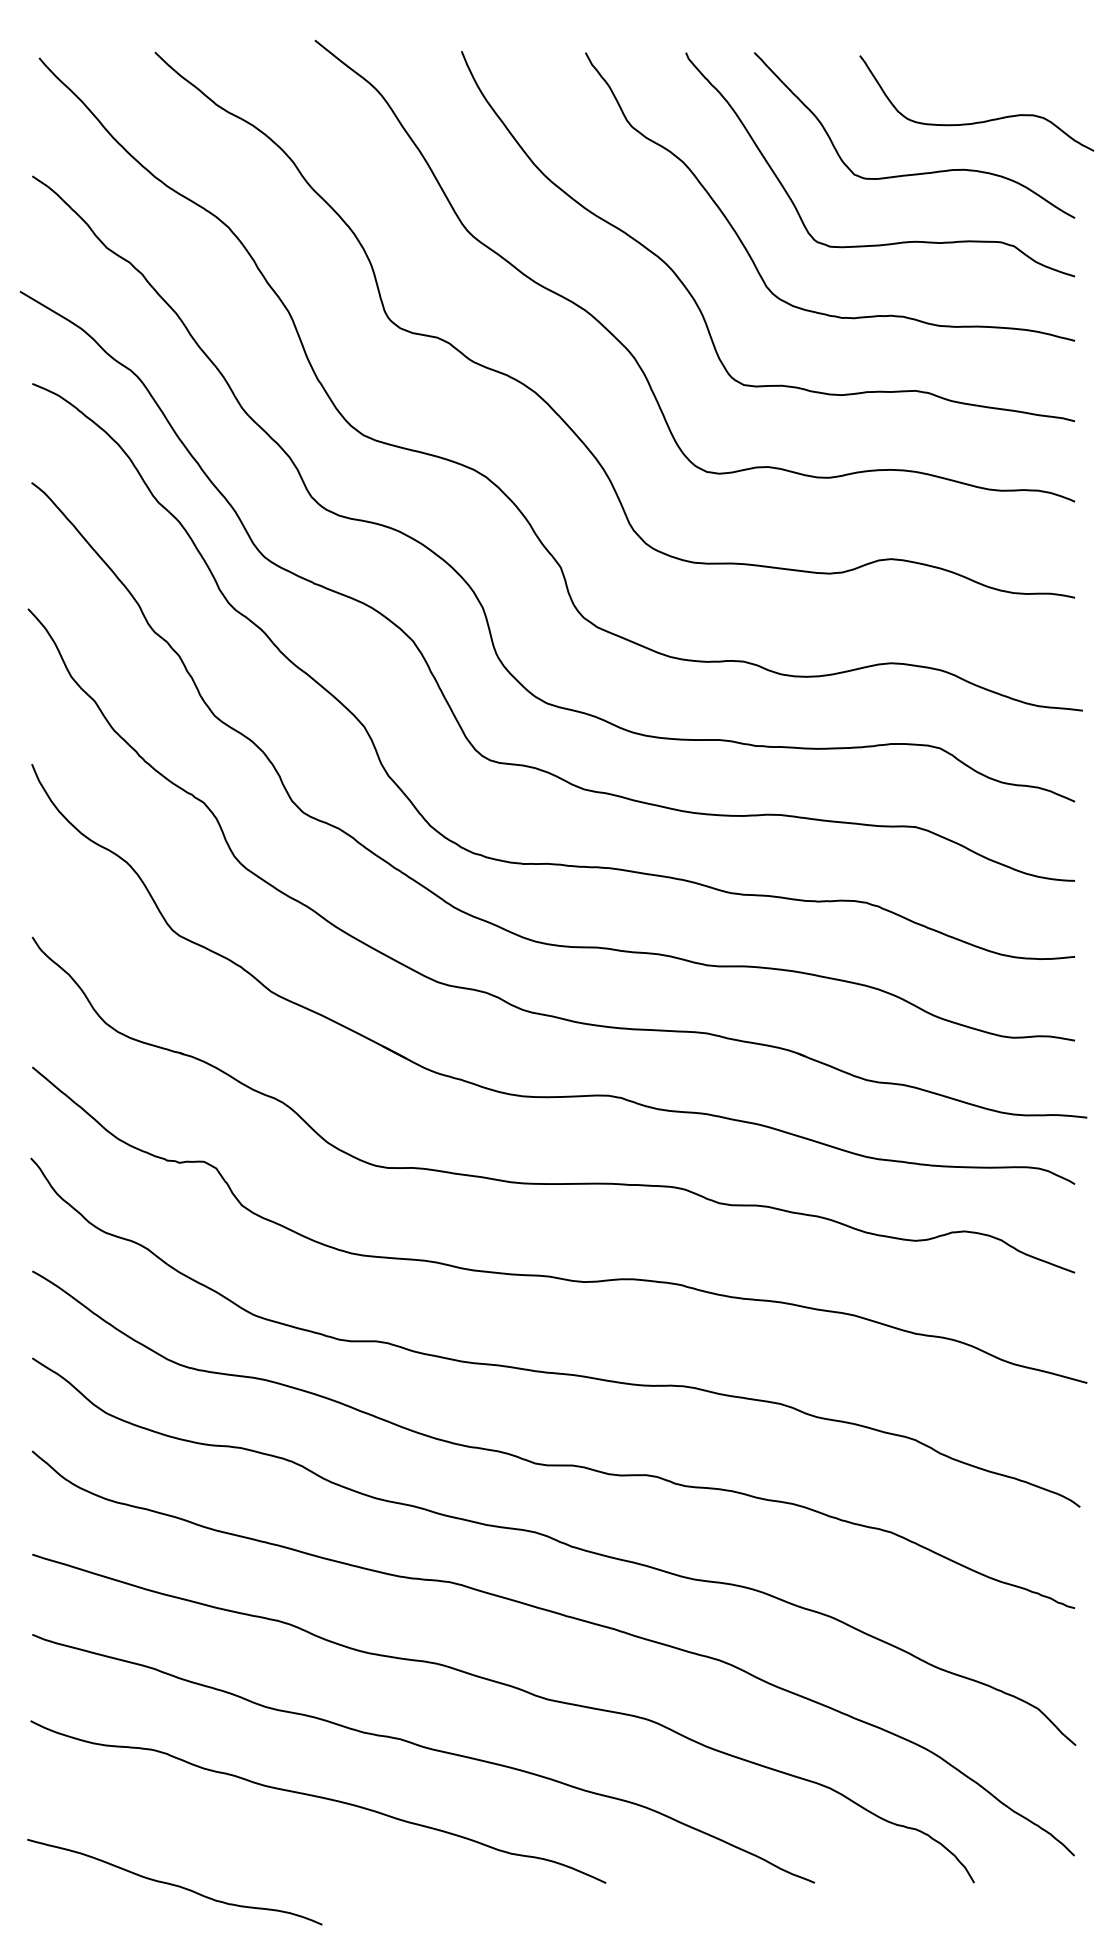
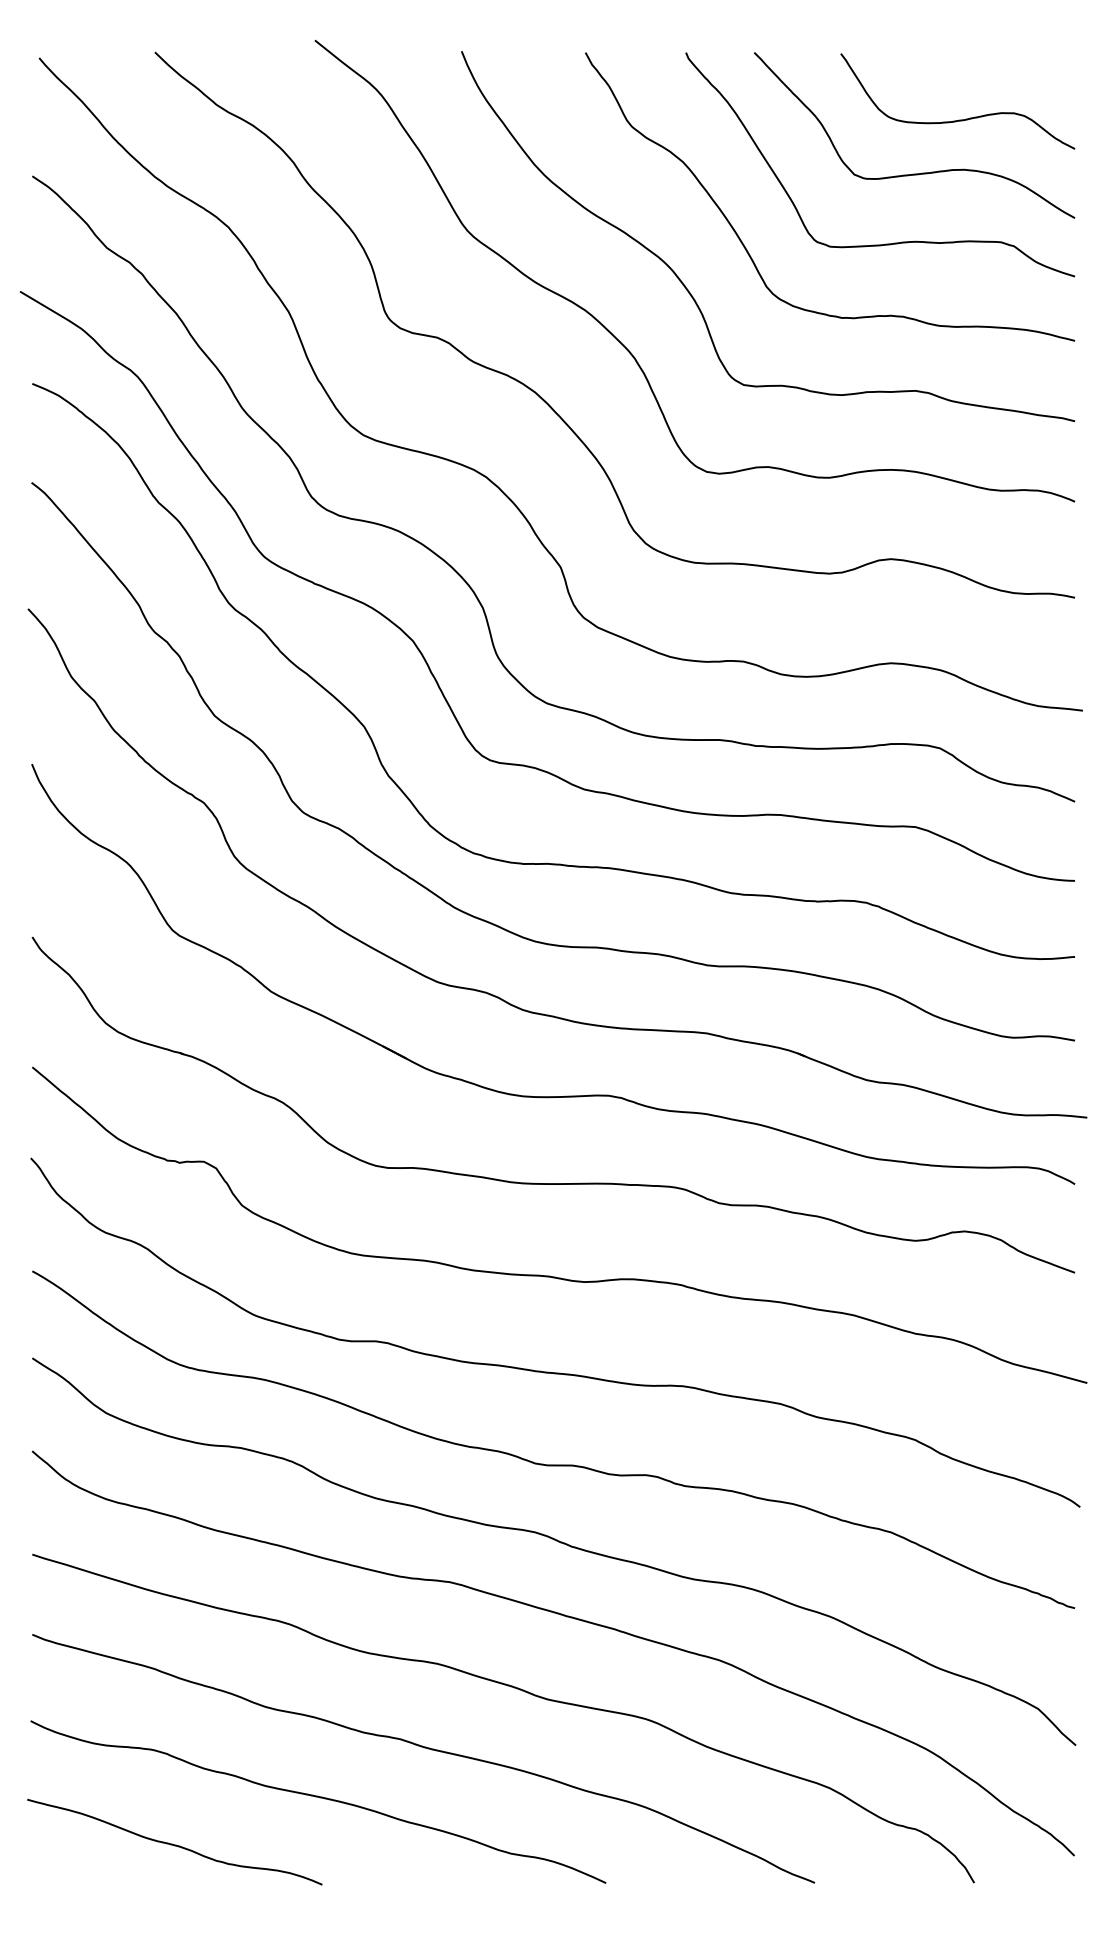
curve position: (977, 121) -> (958, 119) (958, 119)
curve position: (174, 1884) -> (174, 1844) (174, 1844)
